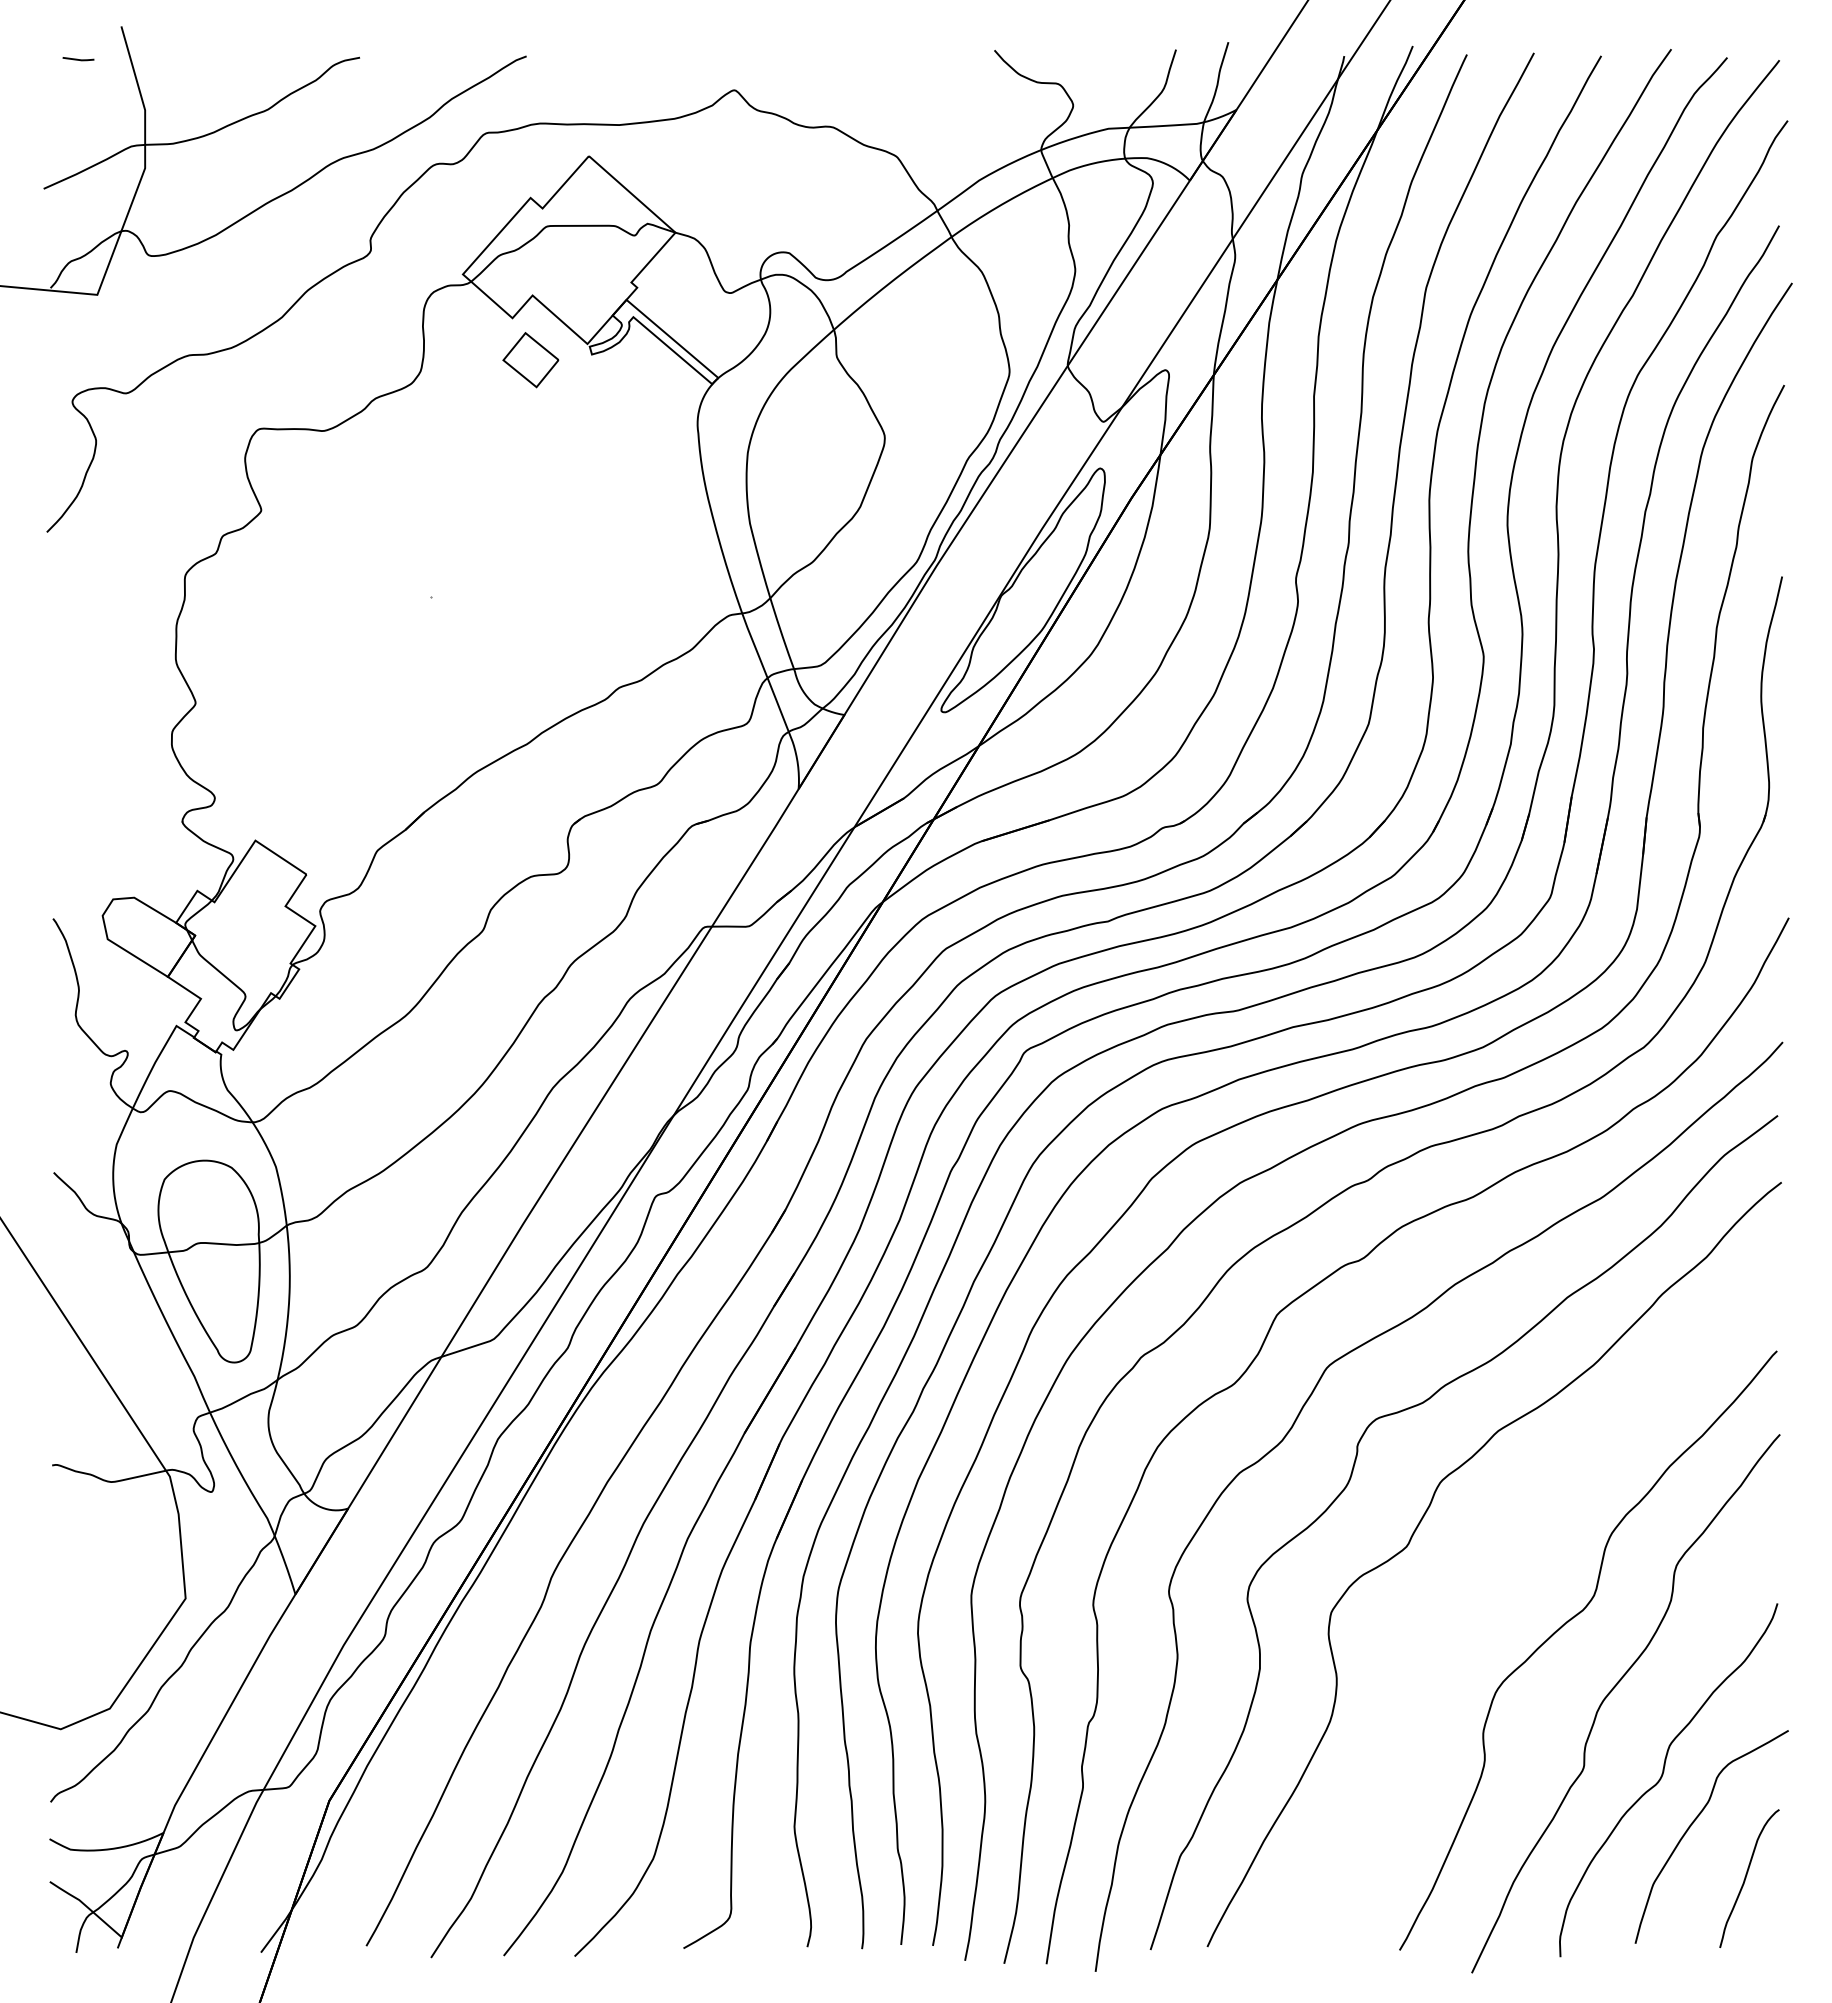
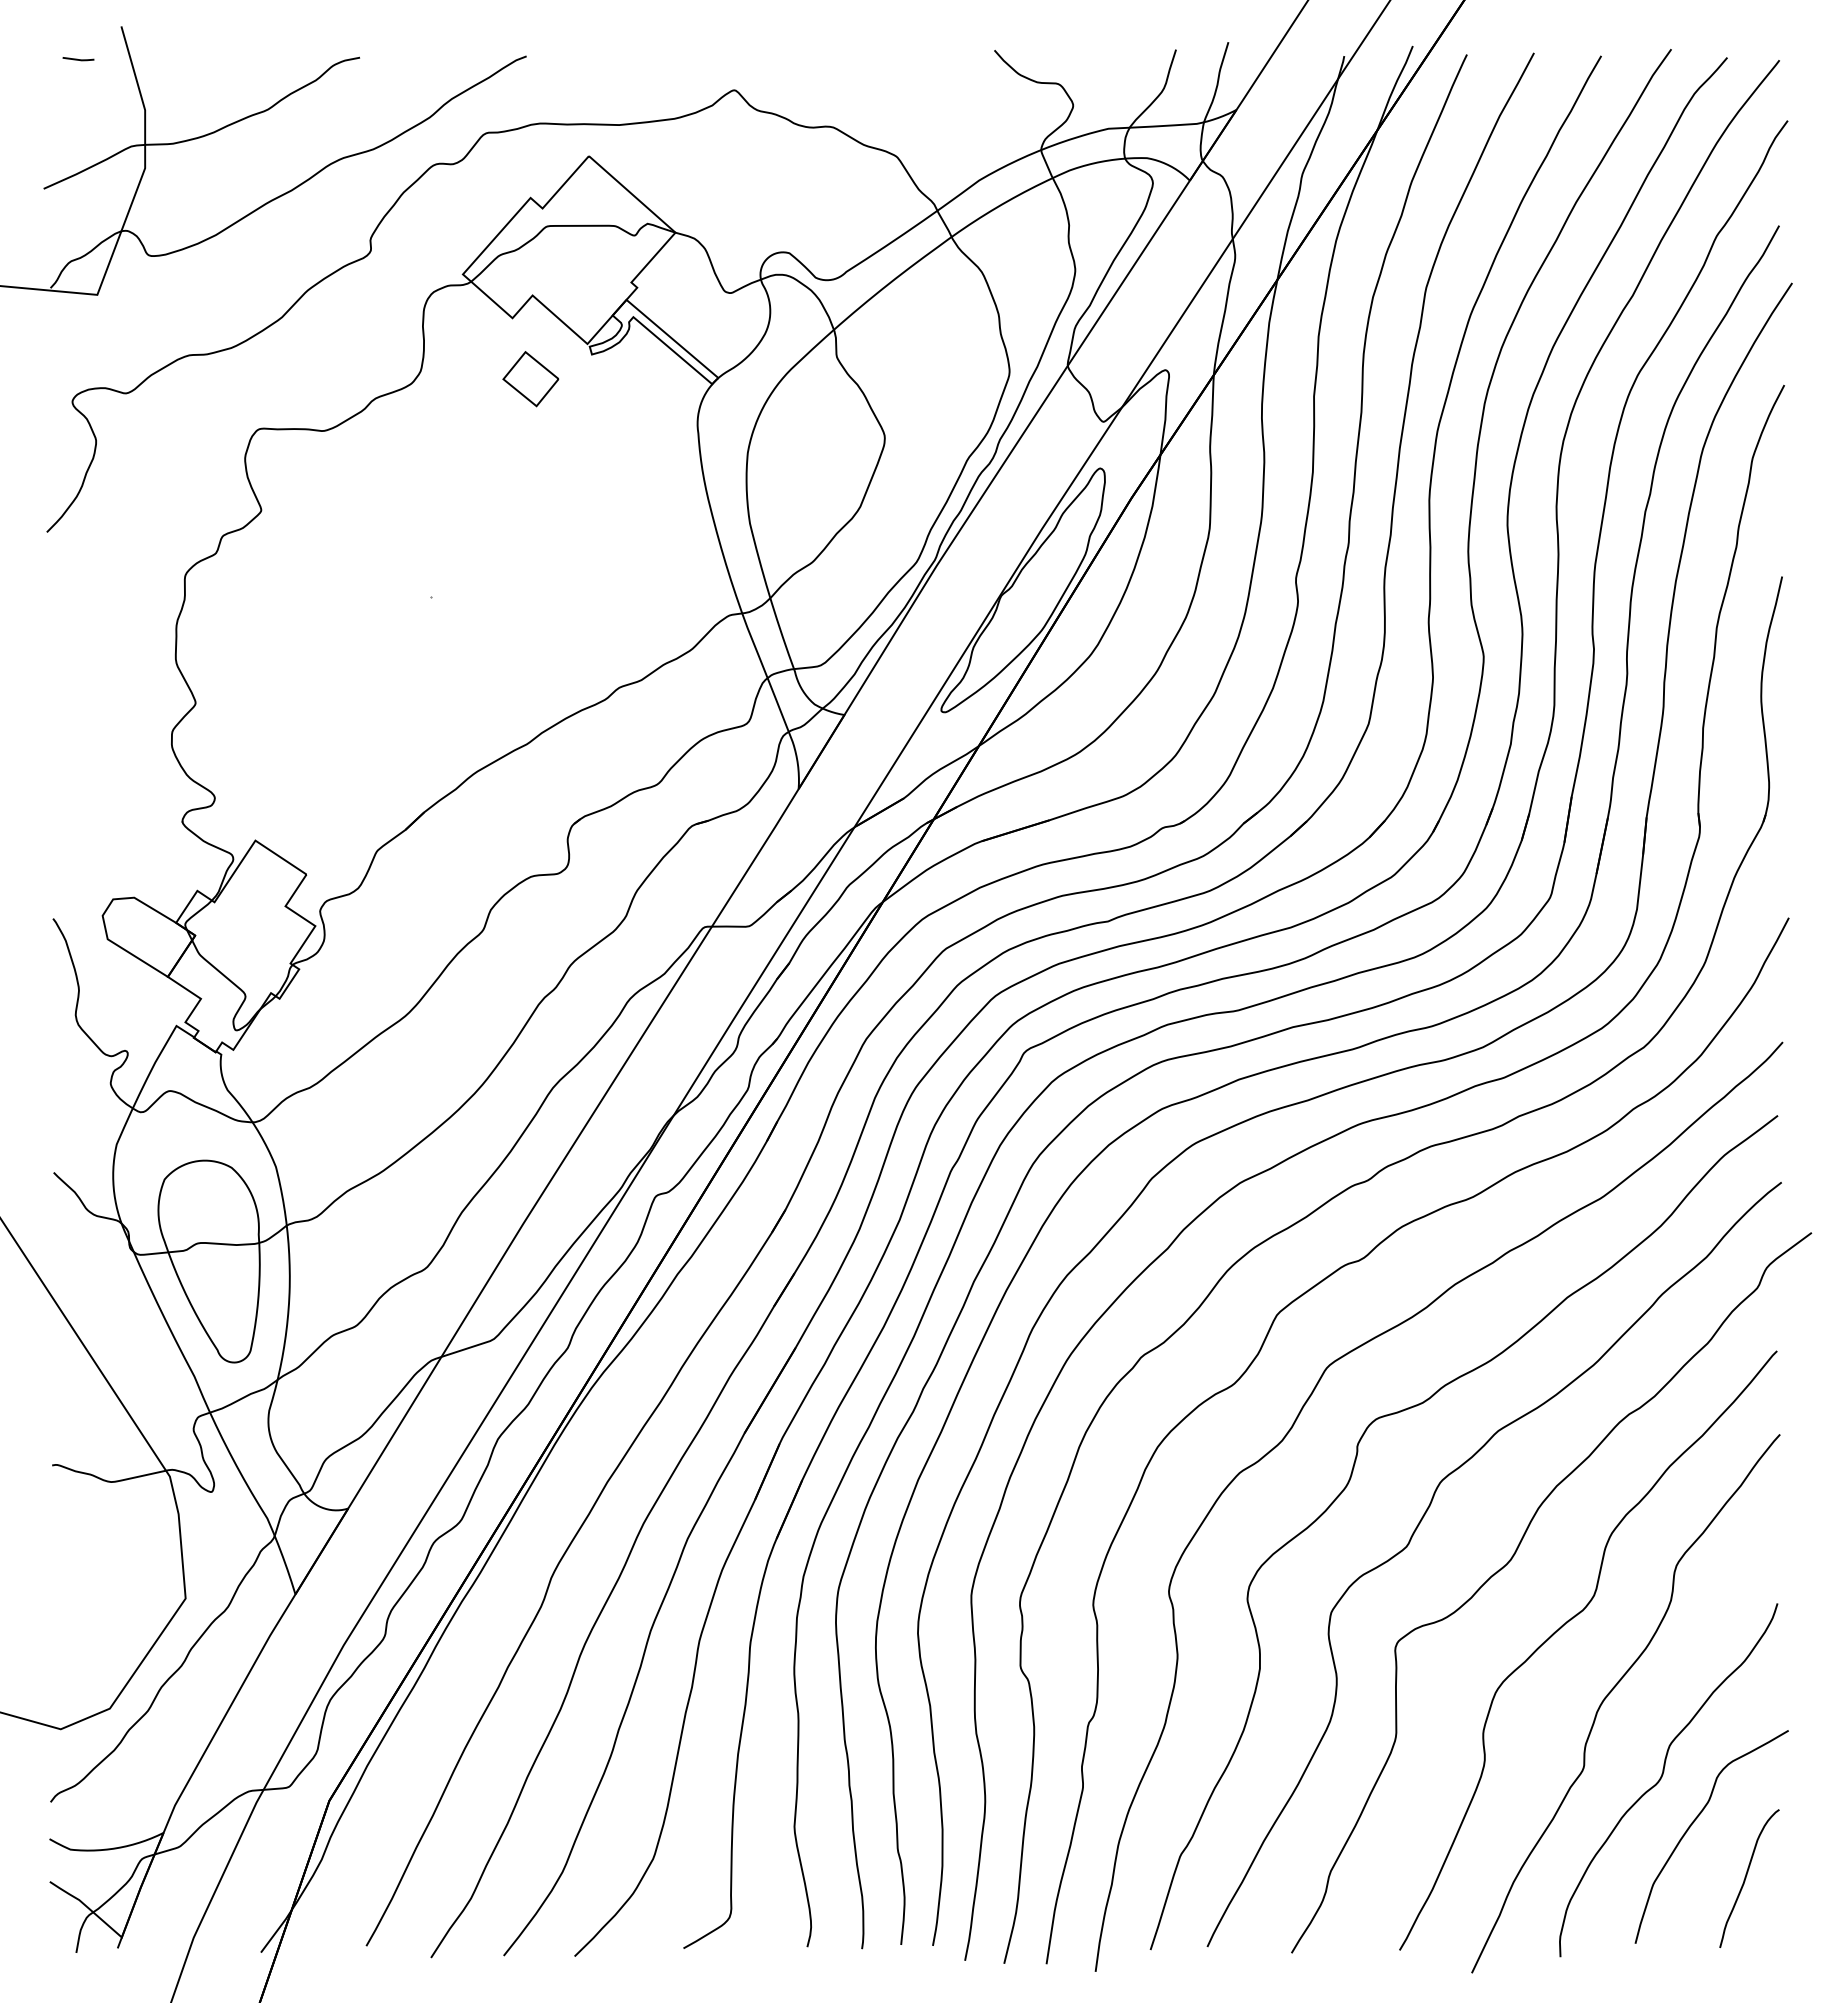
part position: (530, 360) -> (530, 379) (530, 379)
curve: none -> present (1512, 1559)
